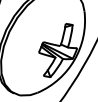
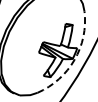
arc: solid -> dashed (74, 59)
